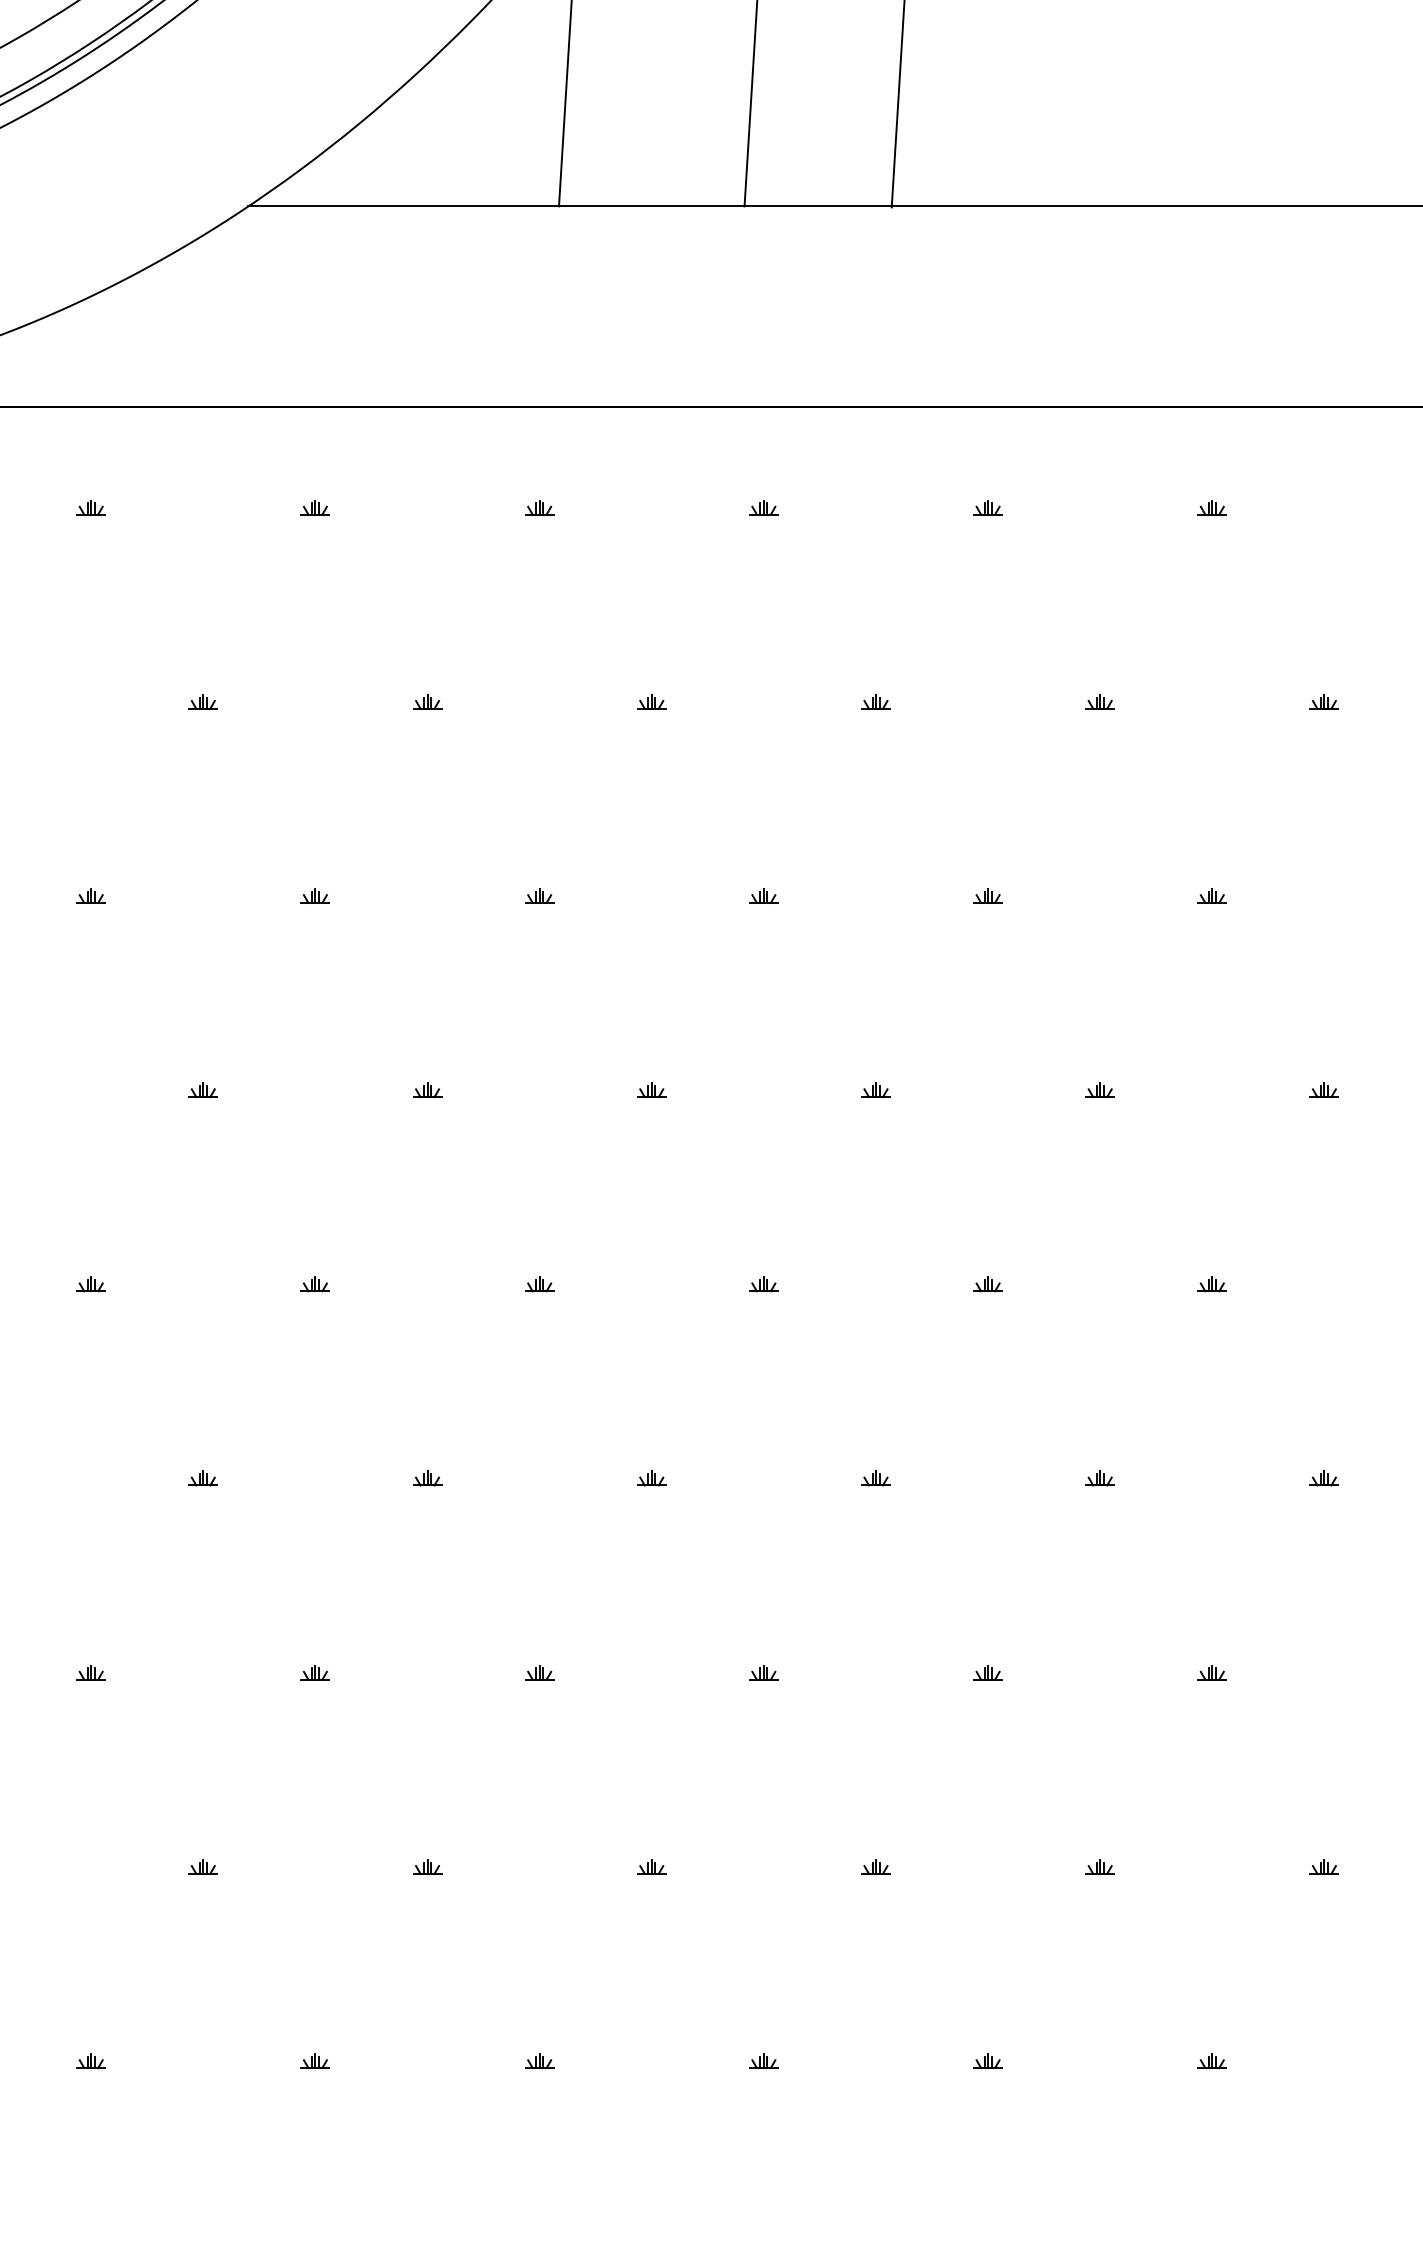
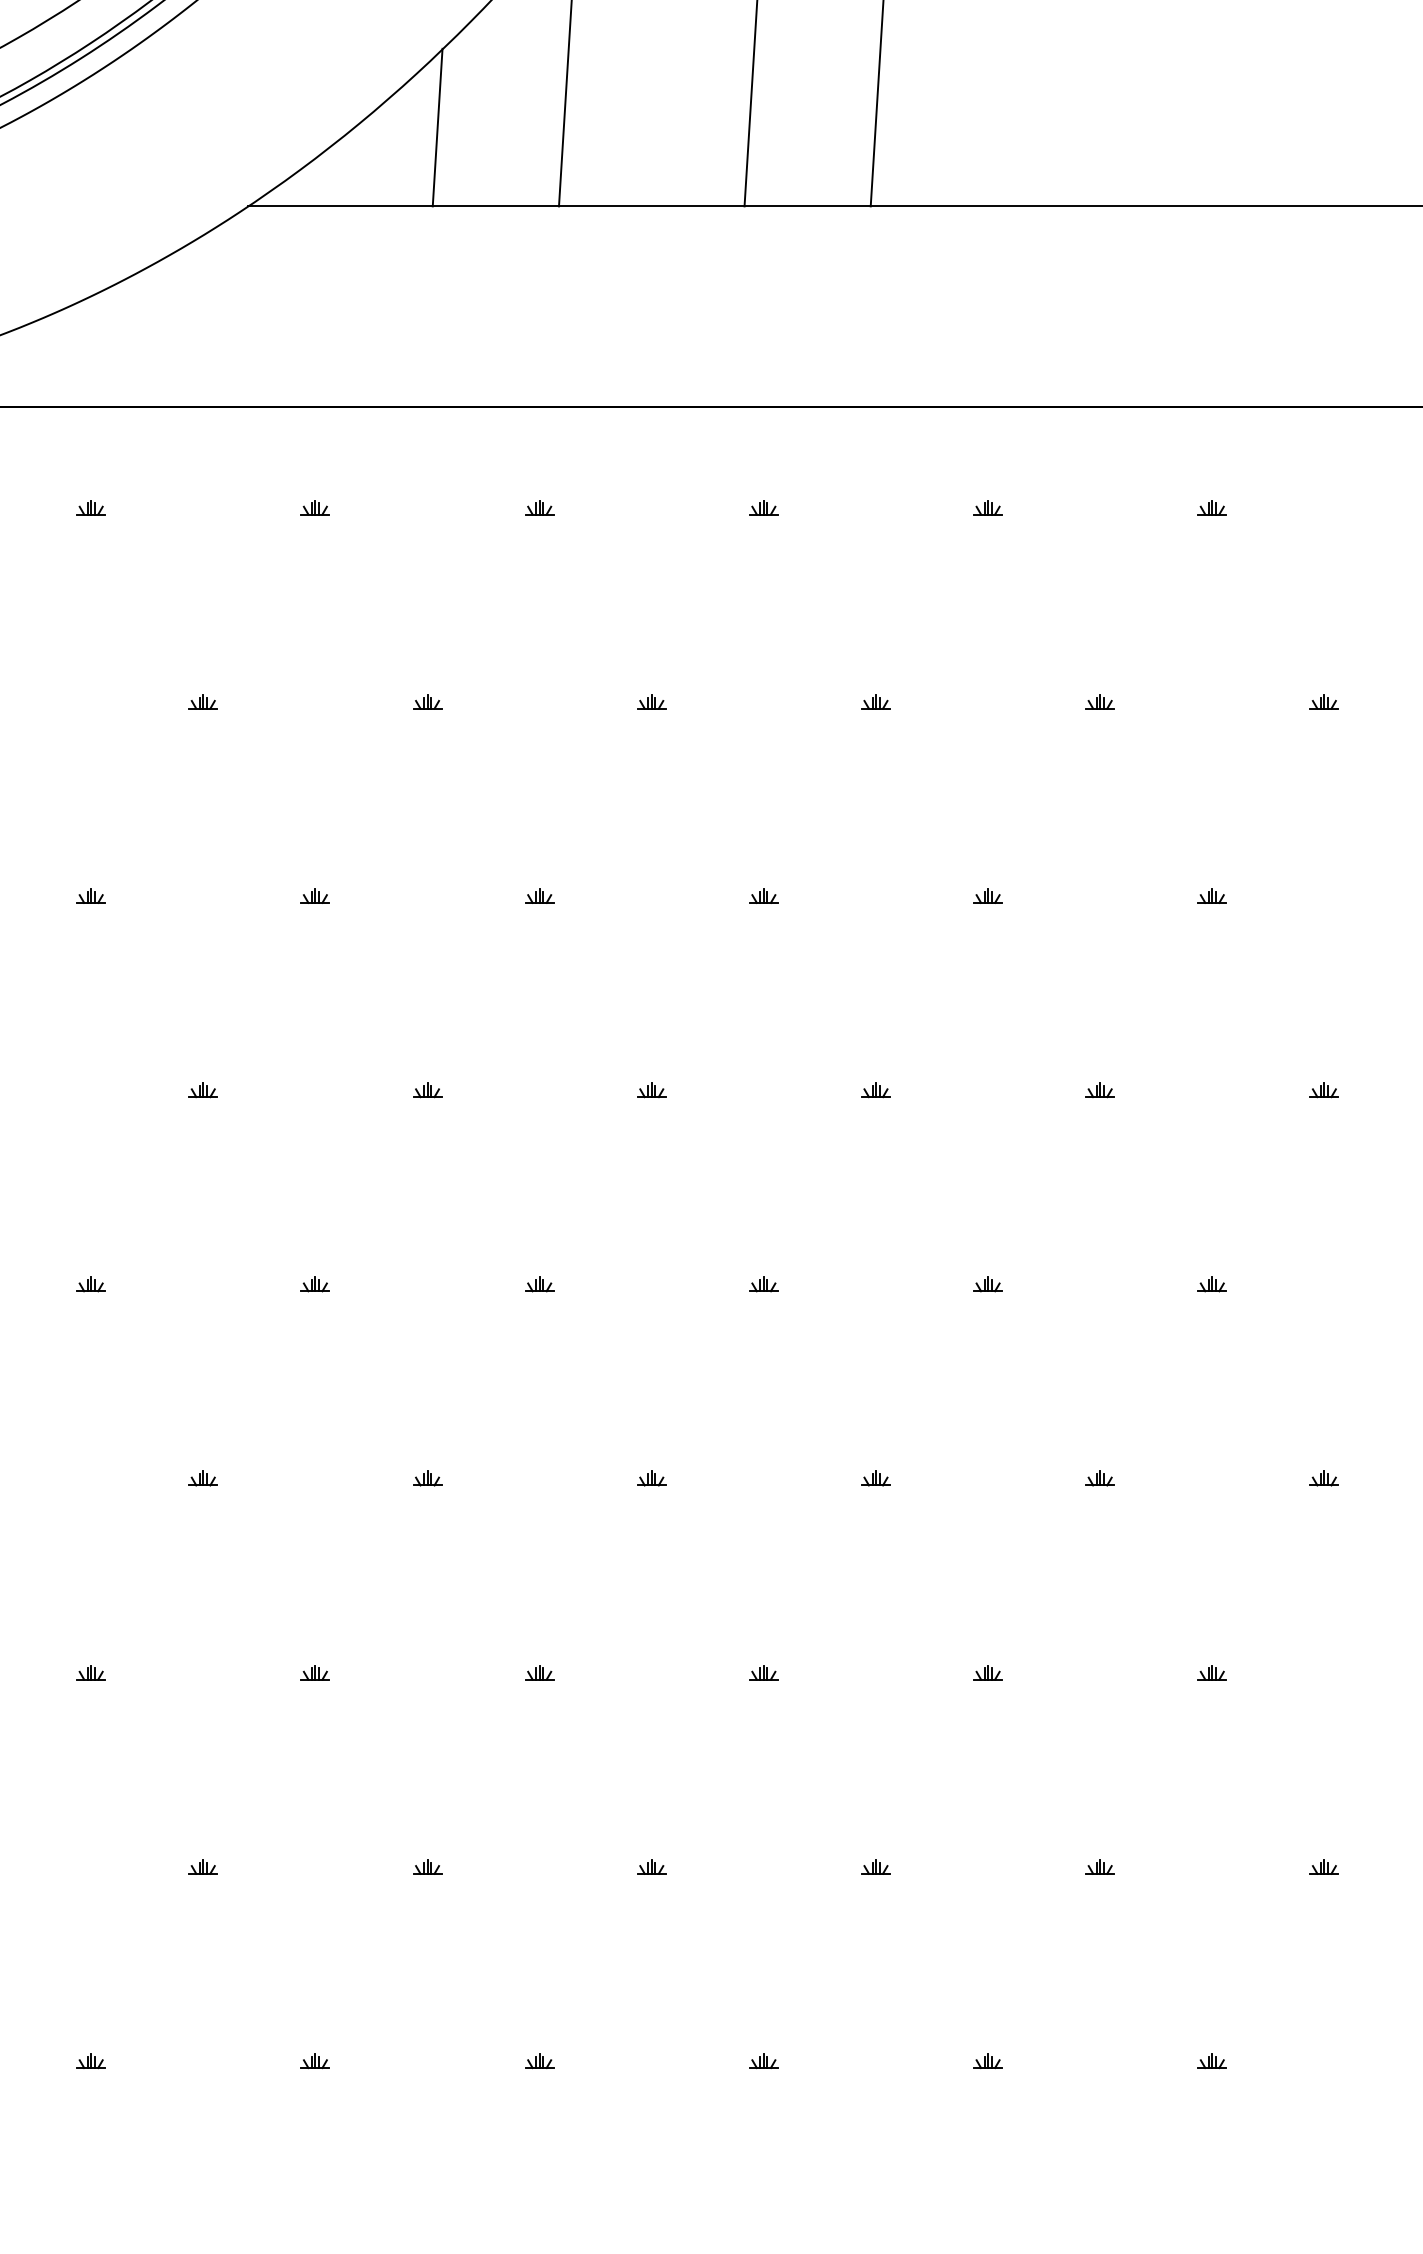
line position: (897, 104) -> (876, 104) (876, 104)
line: none -> present (437, 127)
